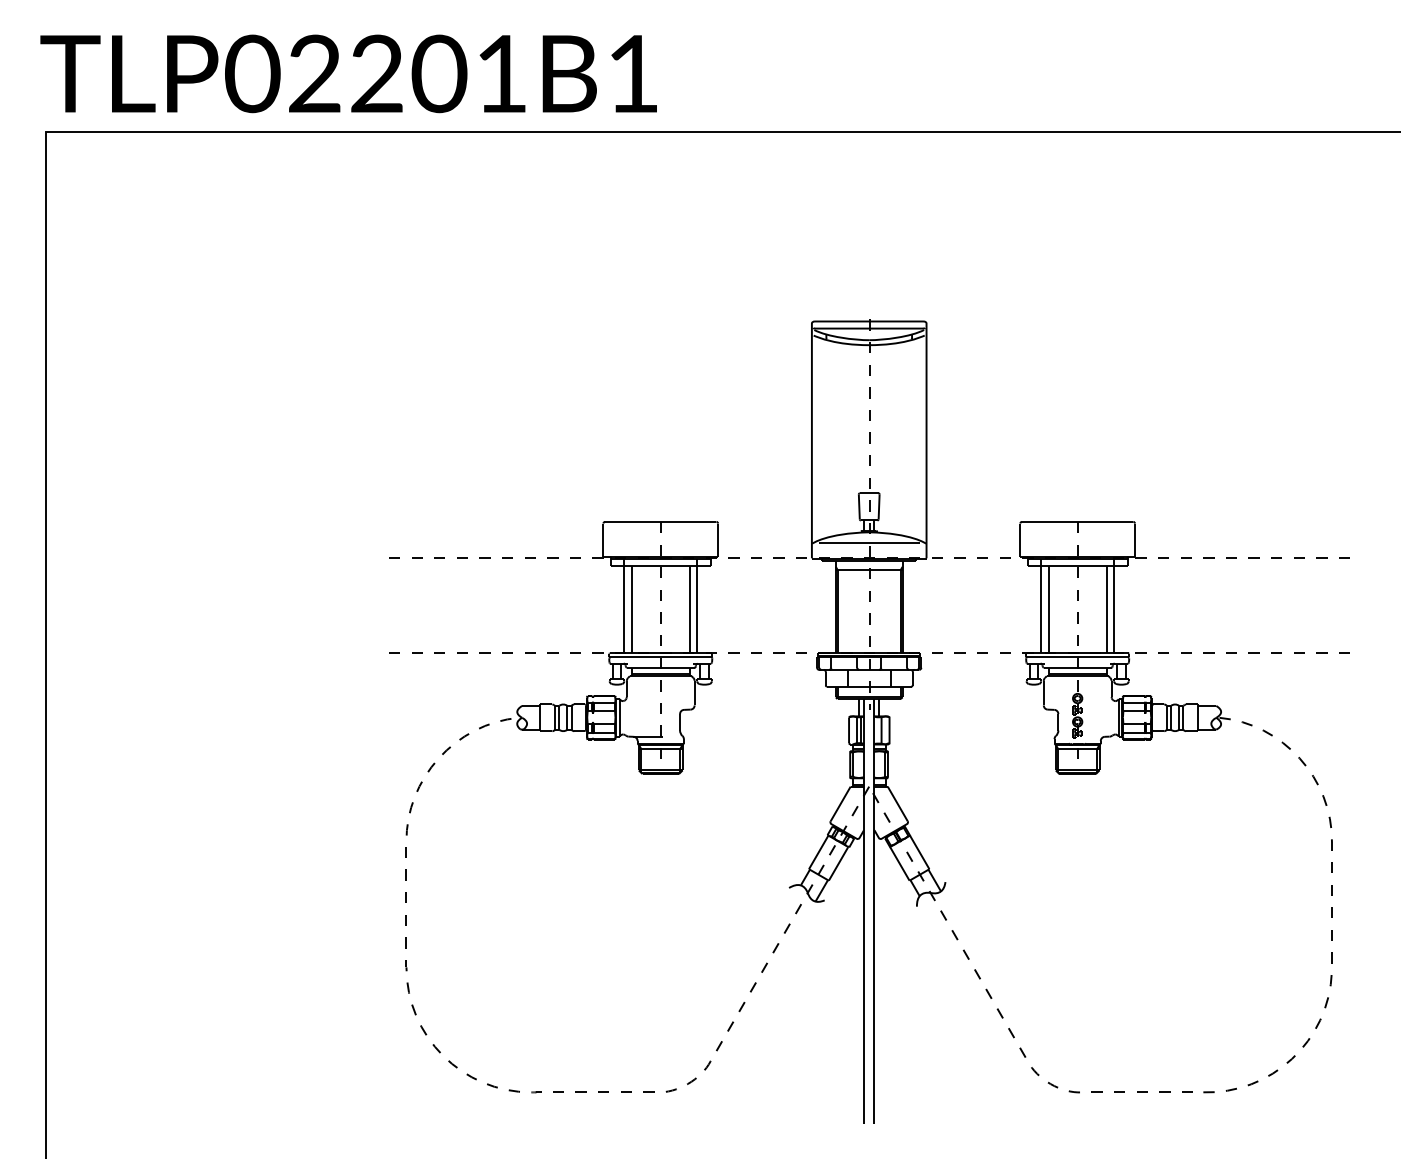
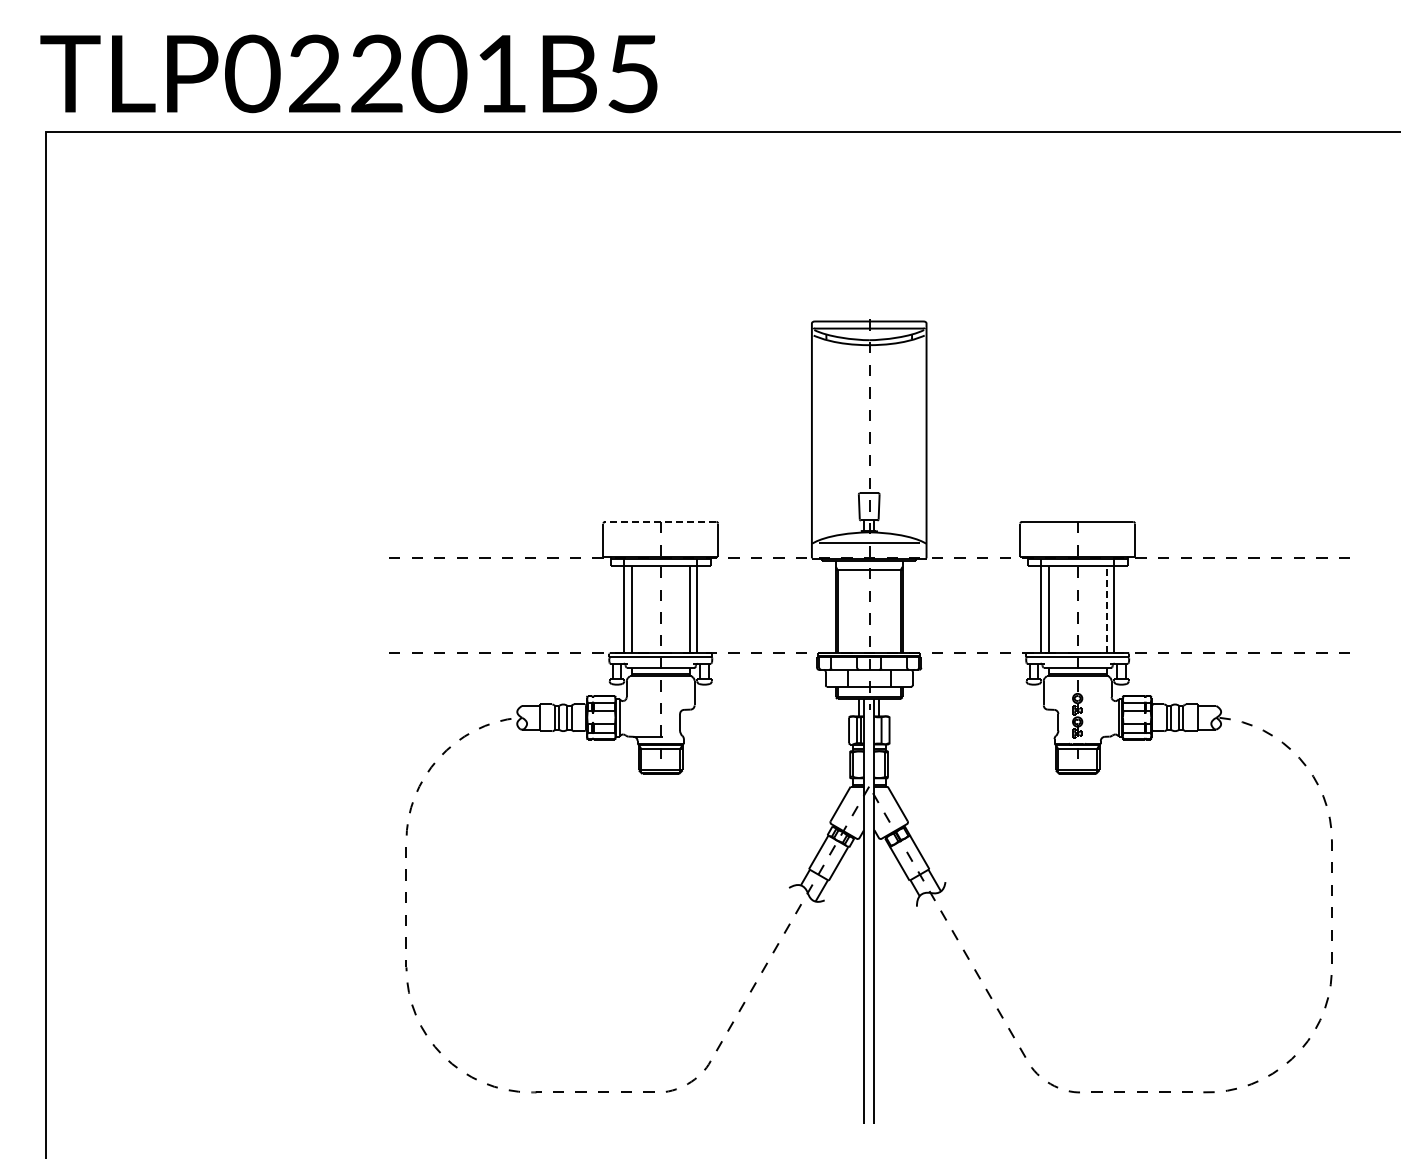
text: TLP02201B1 -> TLP02201B5 (632, 74)
line: solid -> dashed (660, 521)
line: solid -> dashed (1106, 609)
